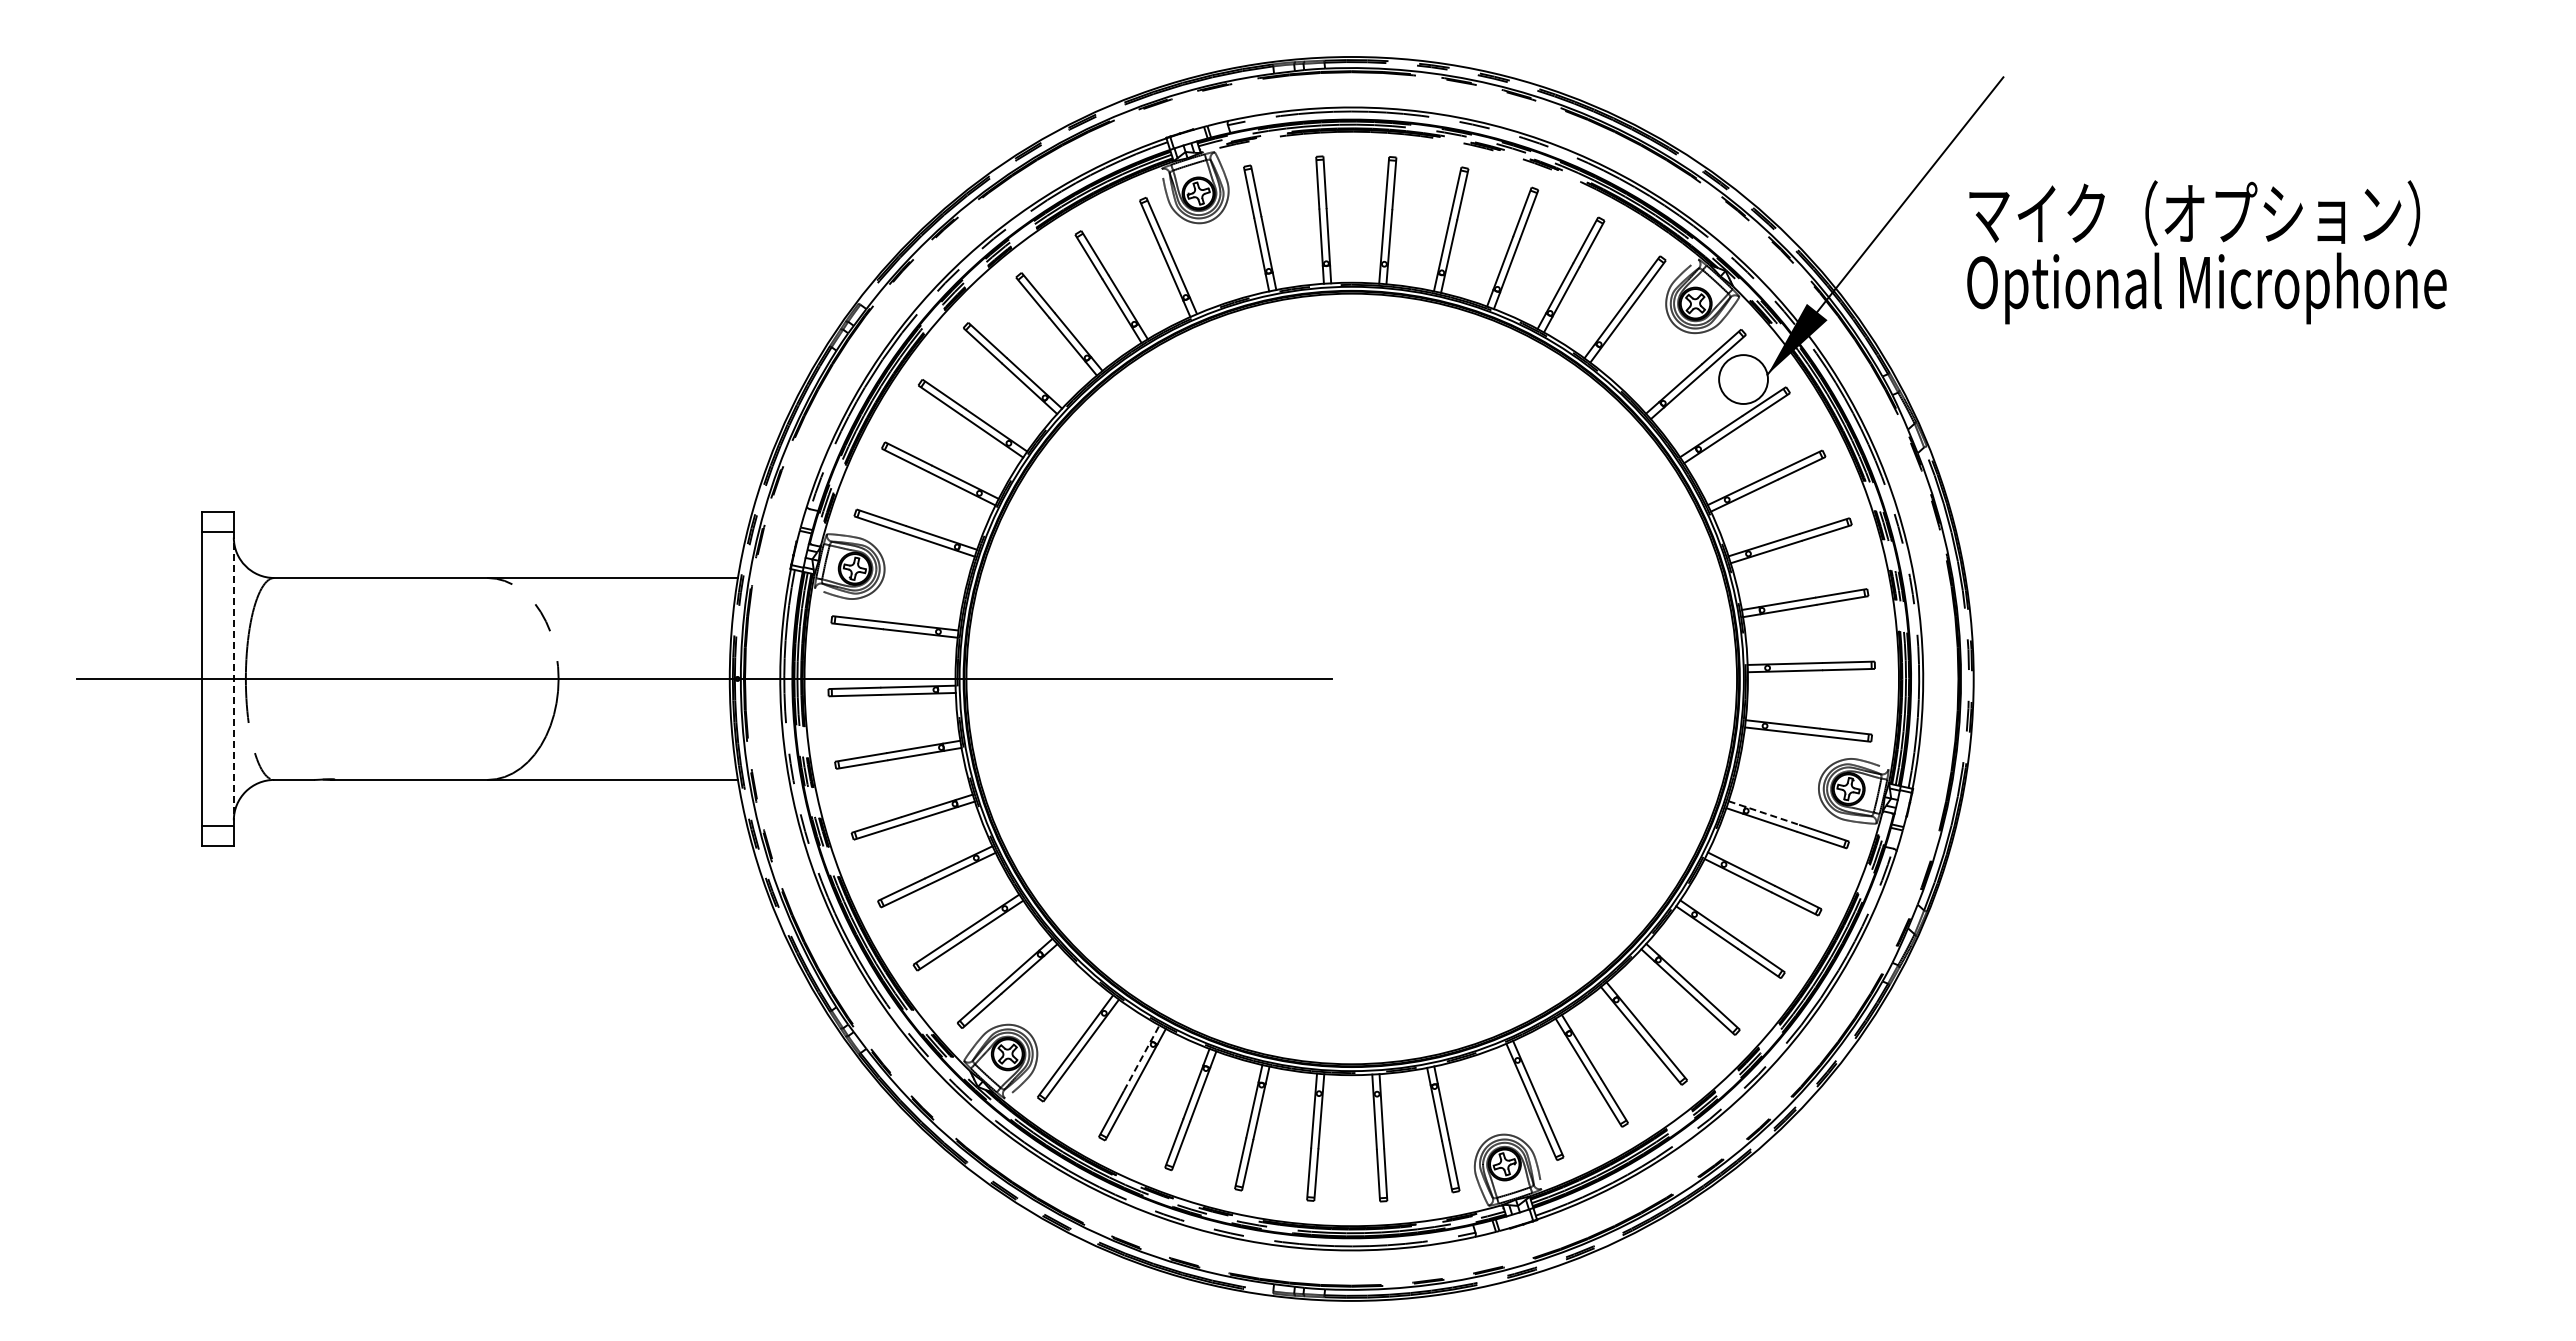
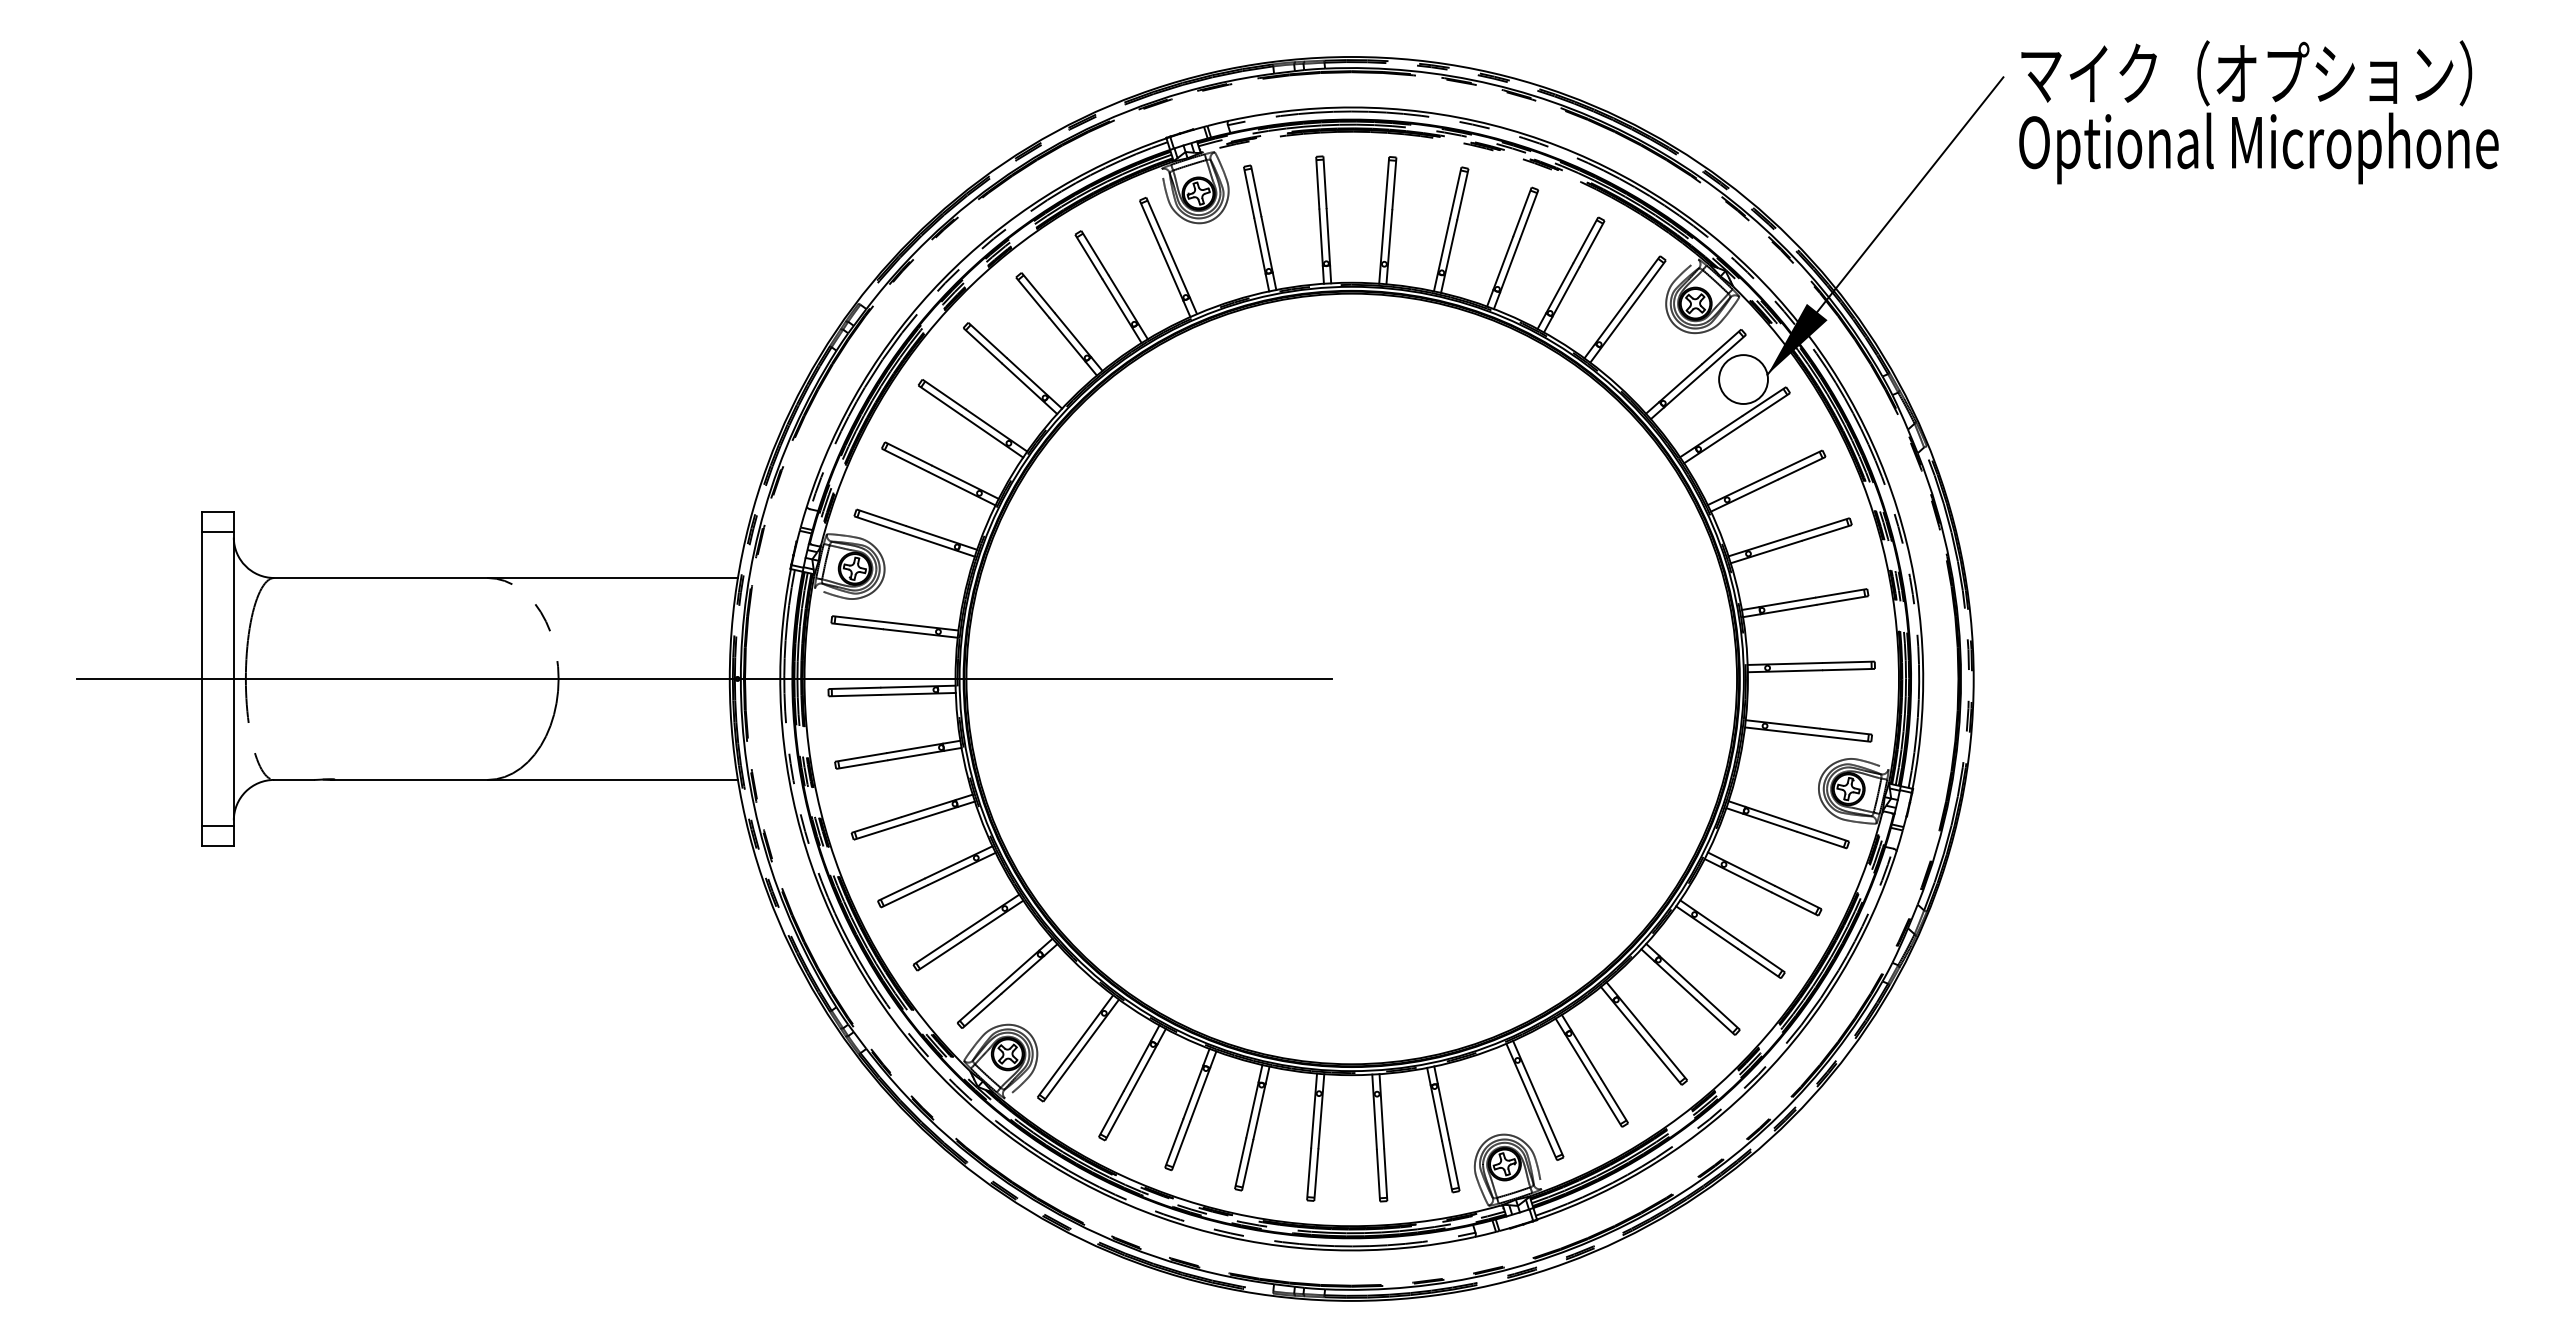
text position: (2206, 252) -> (2258, 112) (2258, 112)
line: dashed -> solid (233, 678)
line: dashed -> solid (1764, 813)
line: dashed -> solid (1142, 1057)
